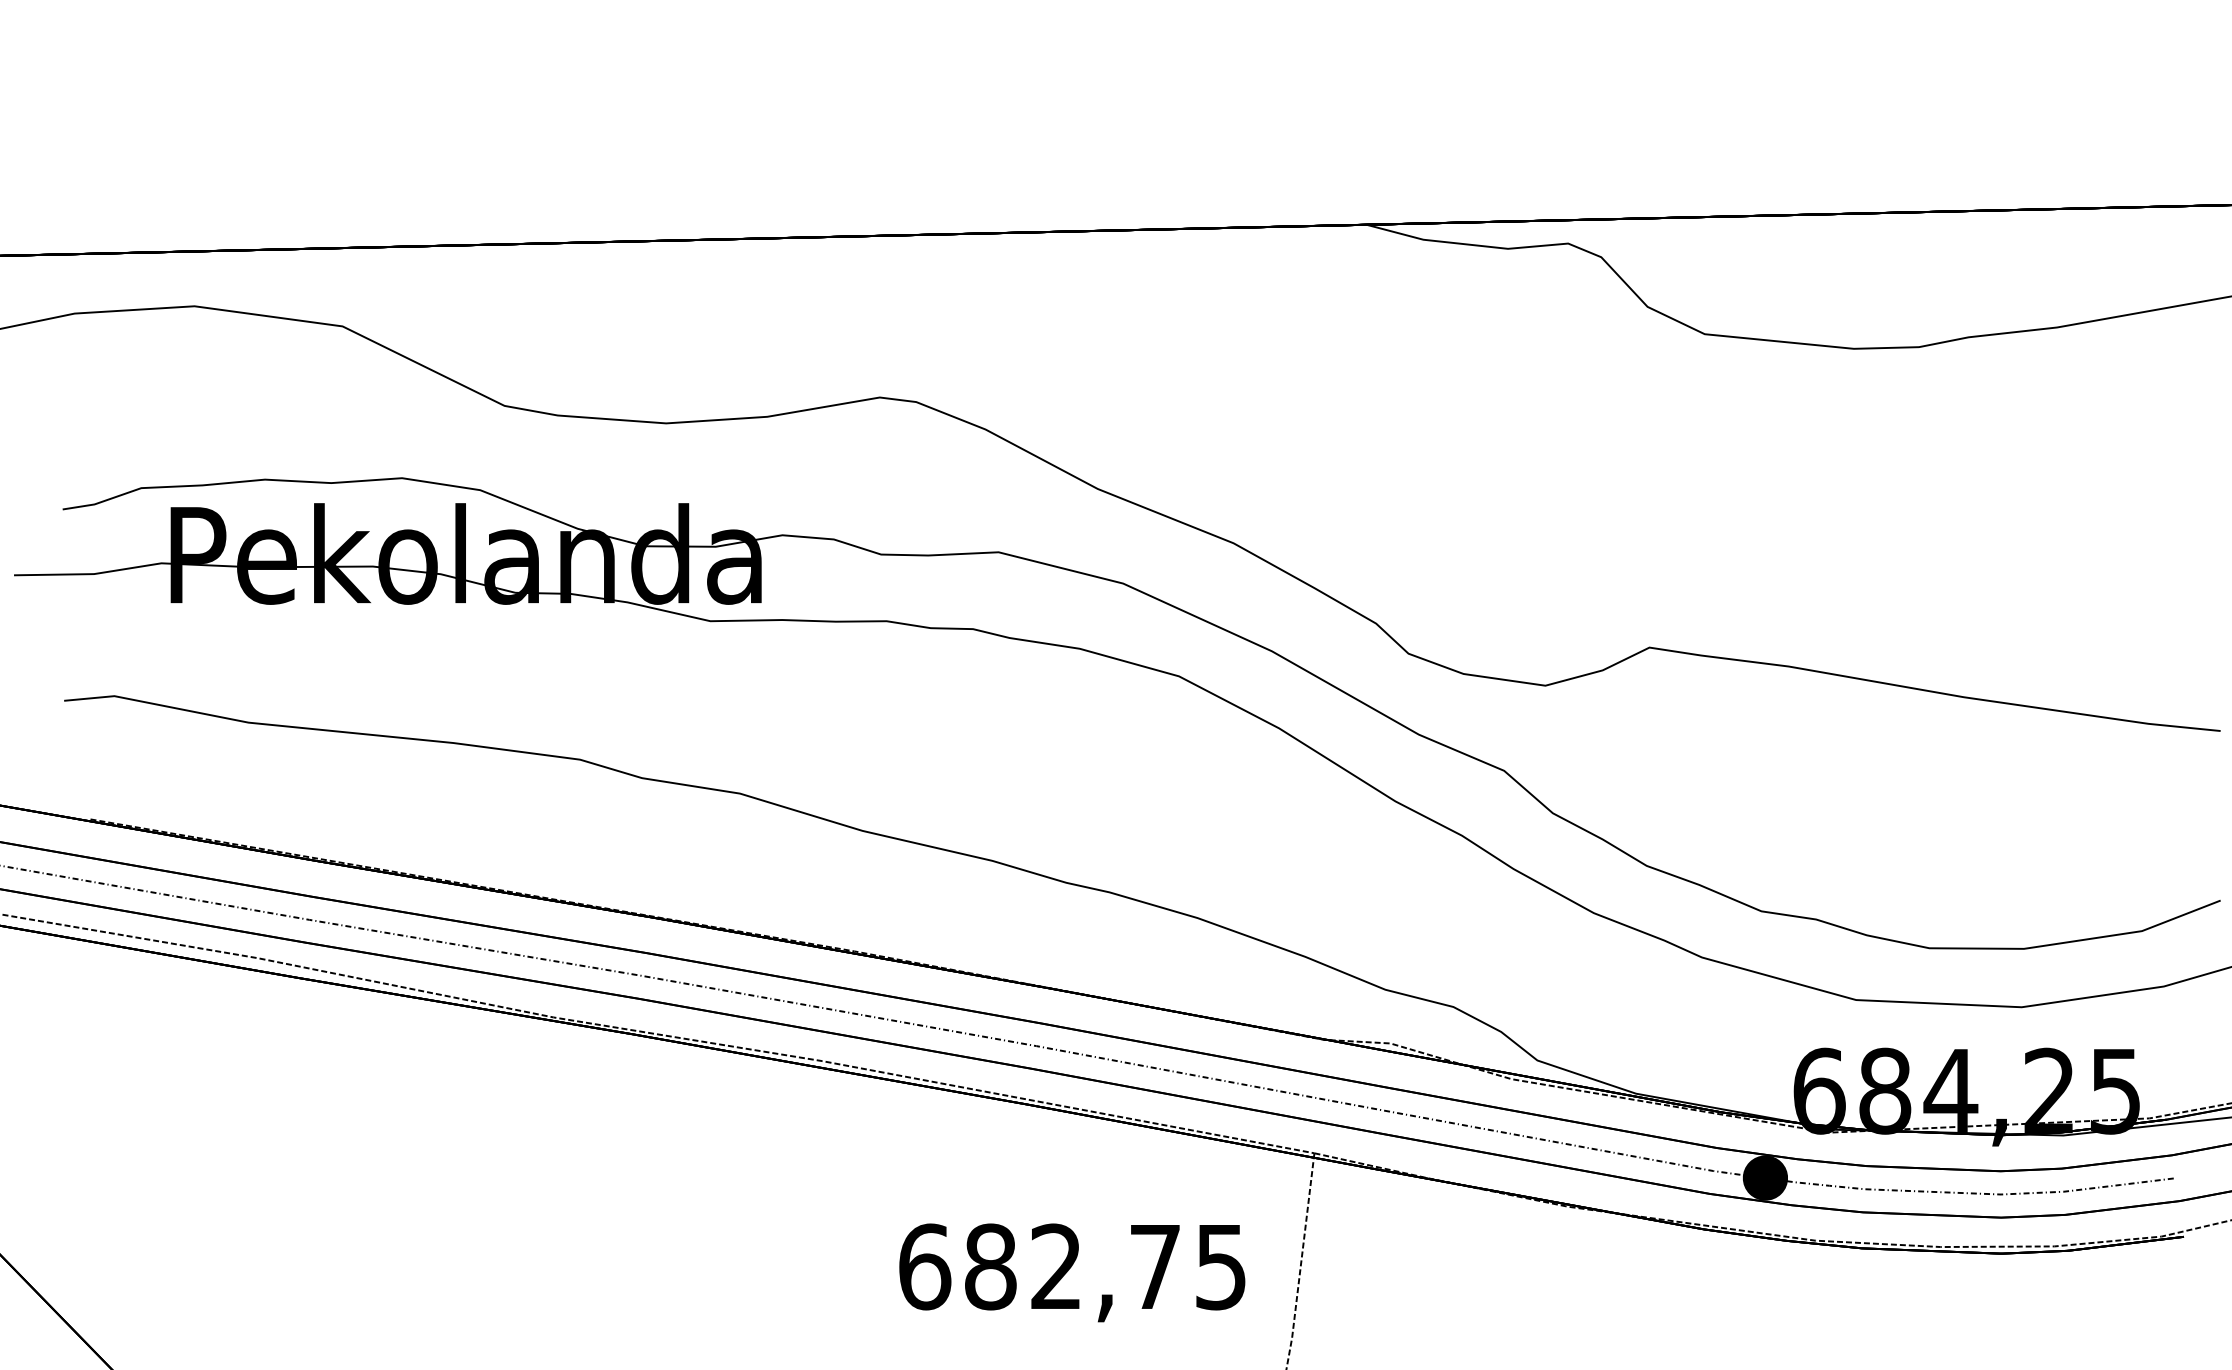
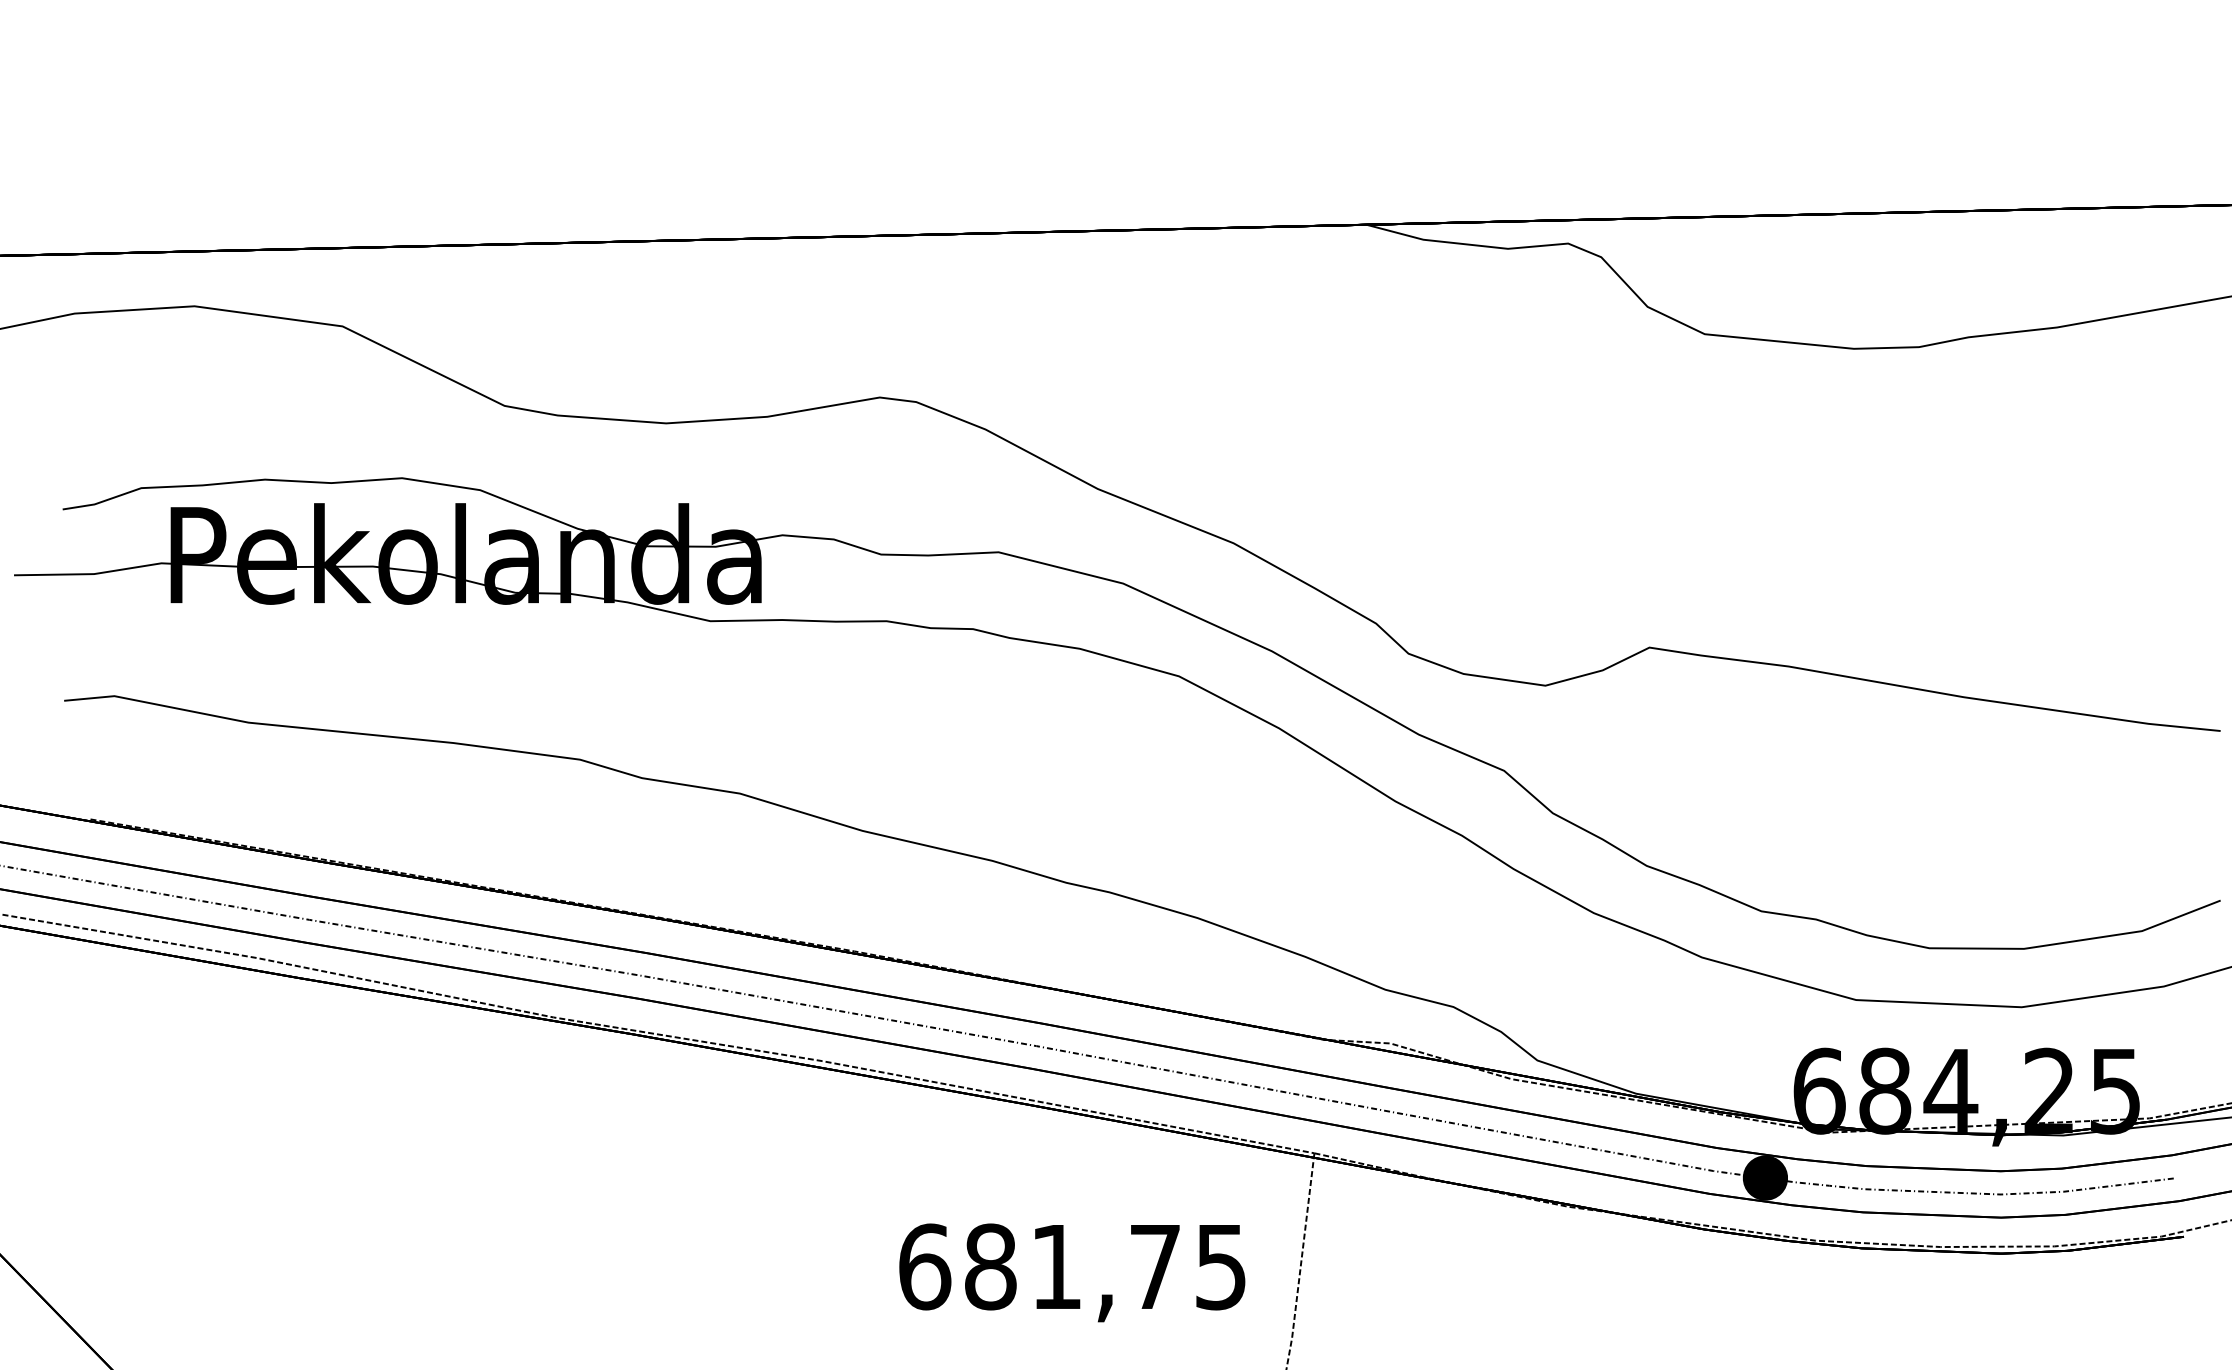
text: 682,75 -> 681,75 (1055, 1265)
